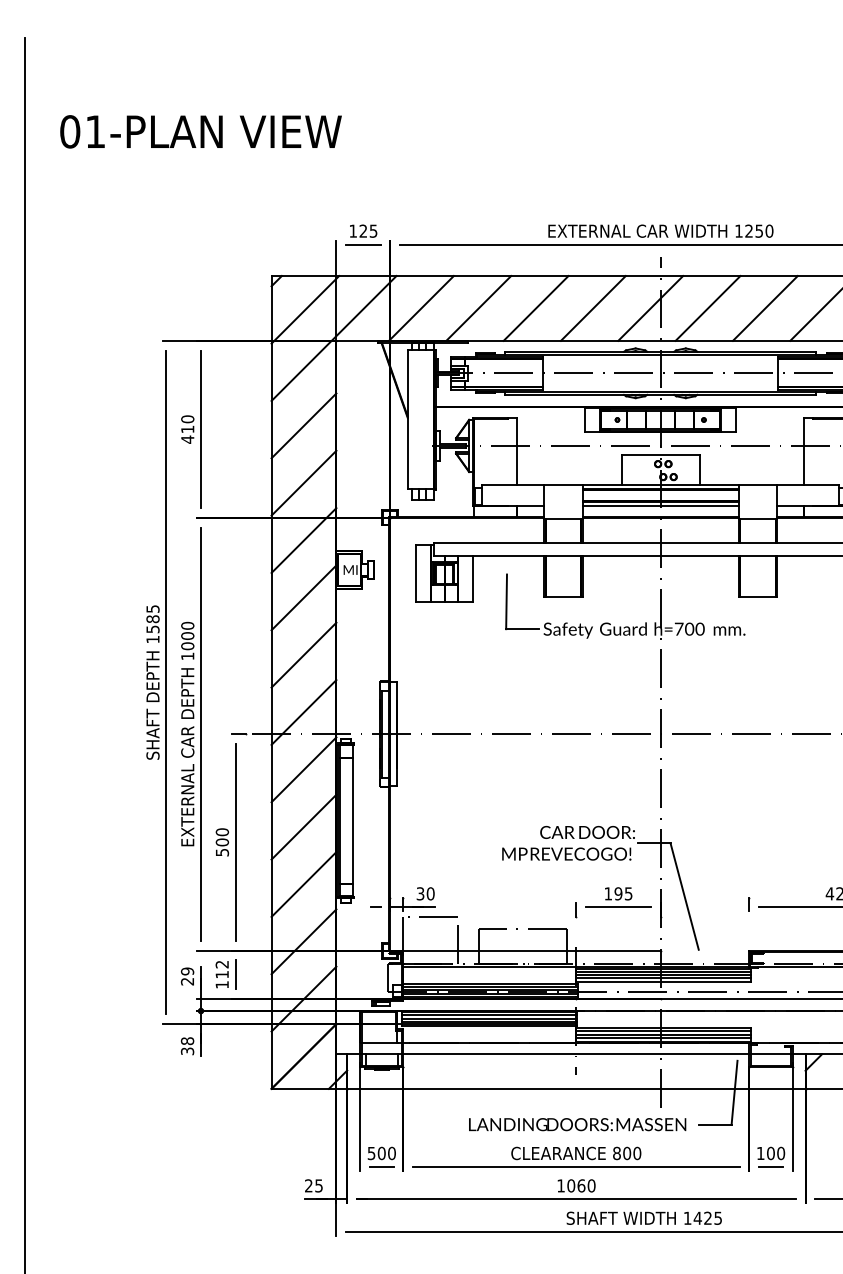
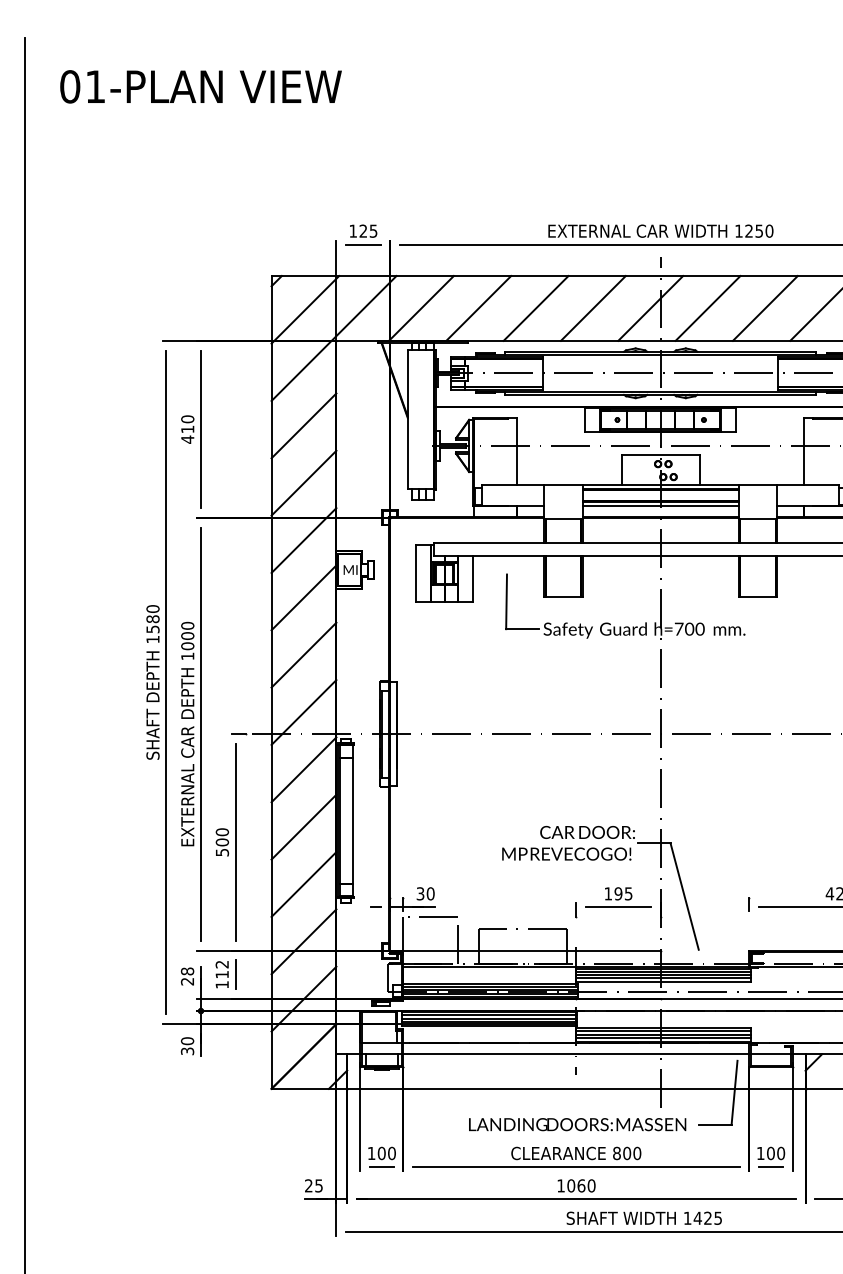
text position: (200, 131) -> (200, 86) (200, 86)
text: 1585 -> 1580 (152, 608)
text: 29 -> 28 (187, 971)
text: 38 -> 30 (187, 1041)
text: 500 -> 100 (371, 1153)
